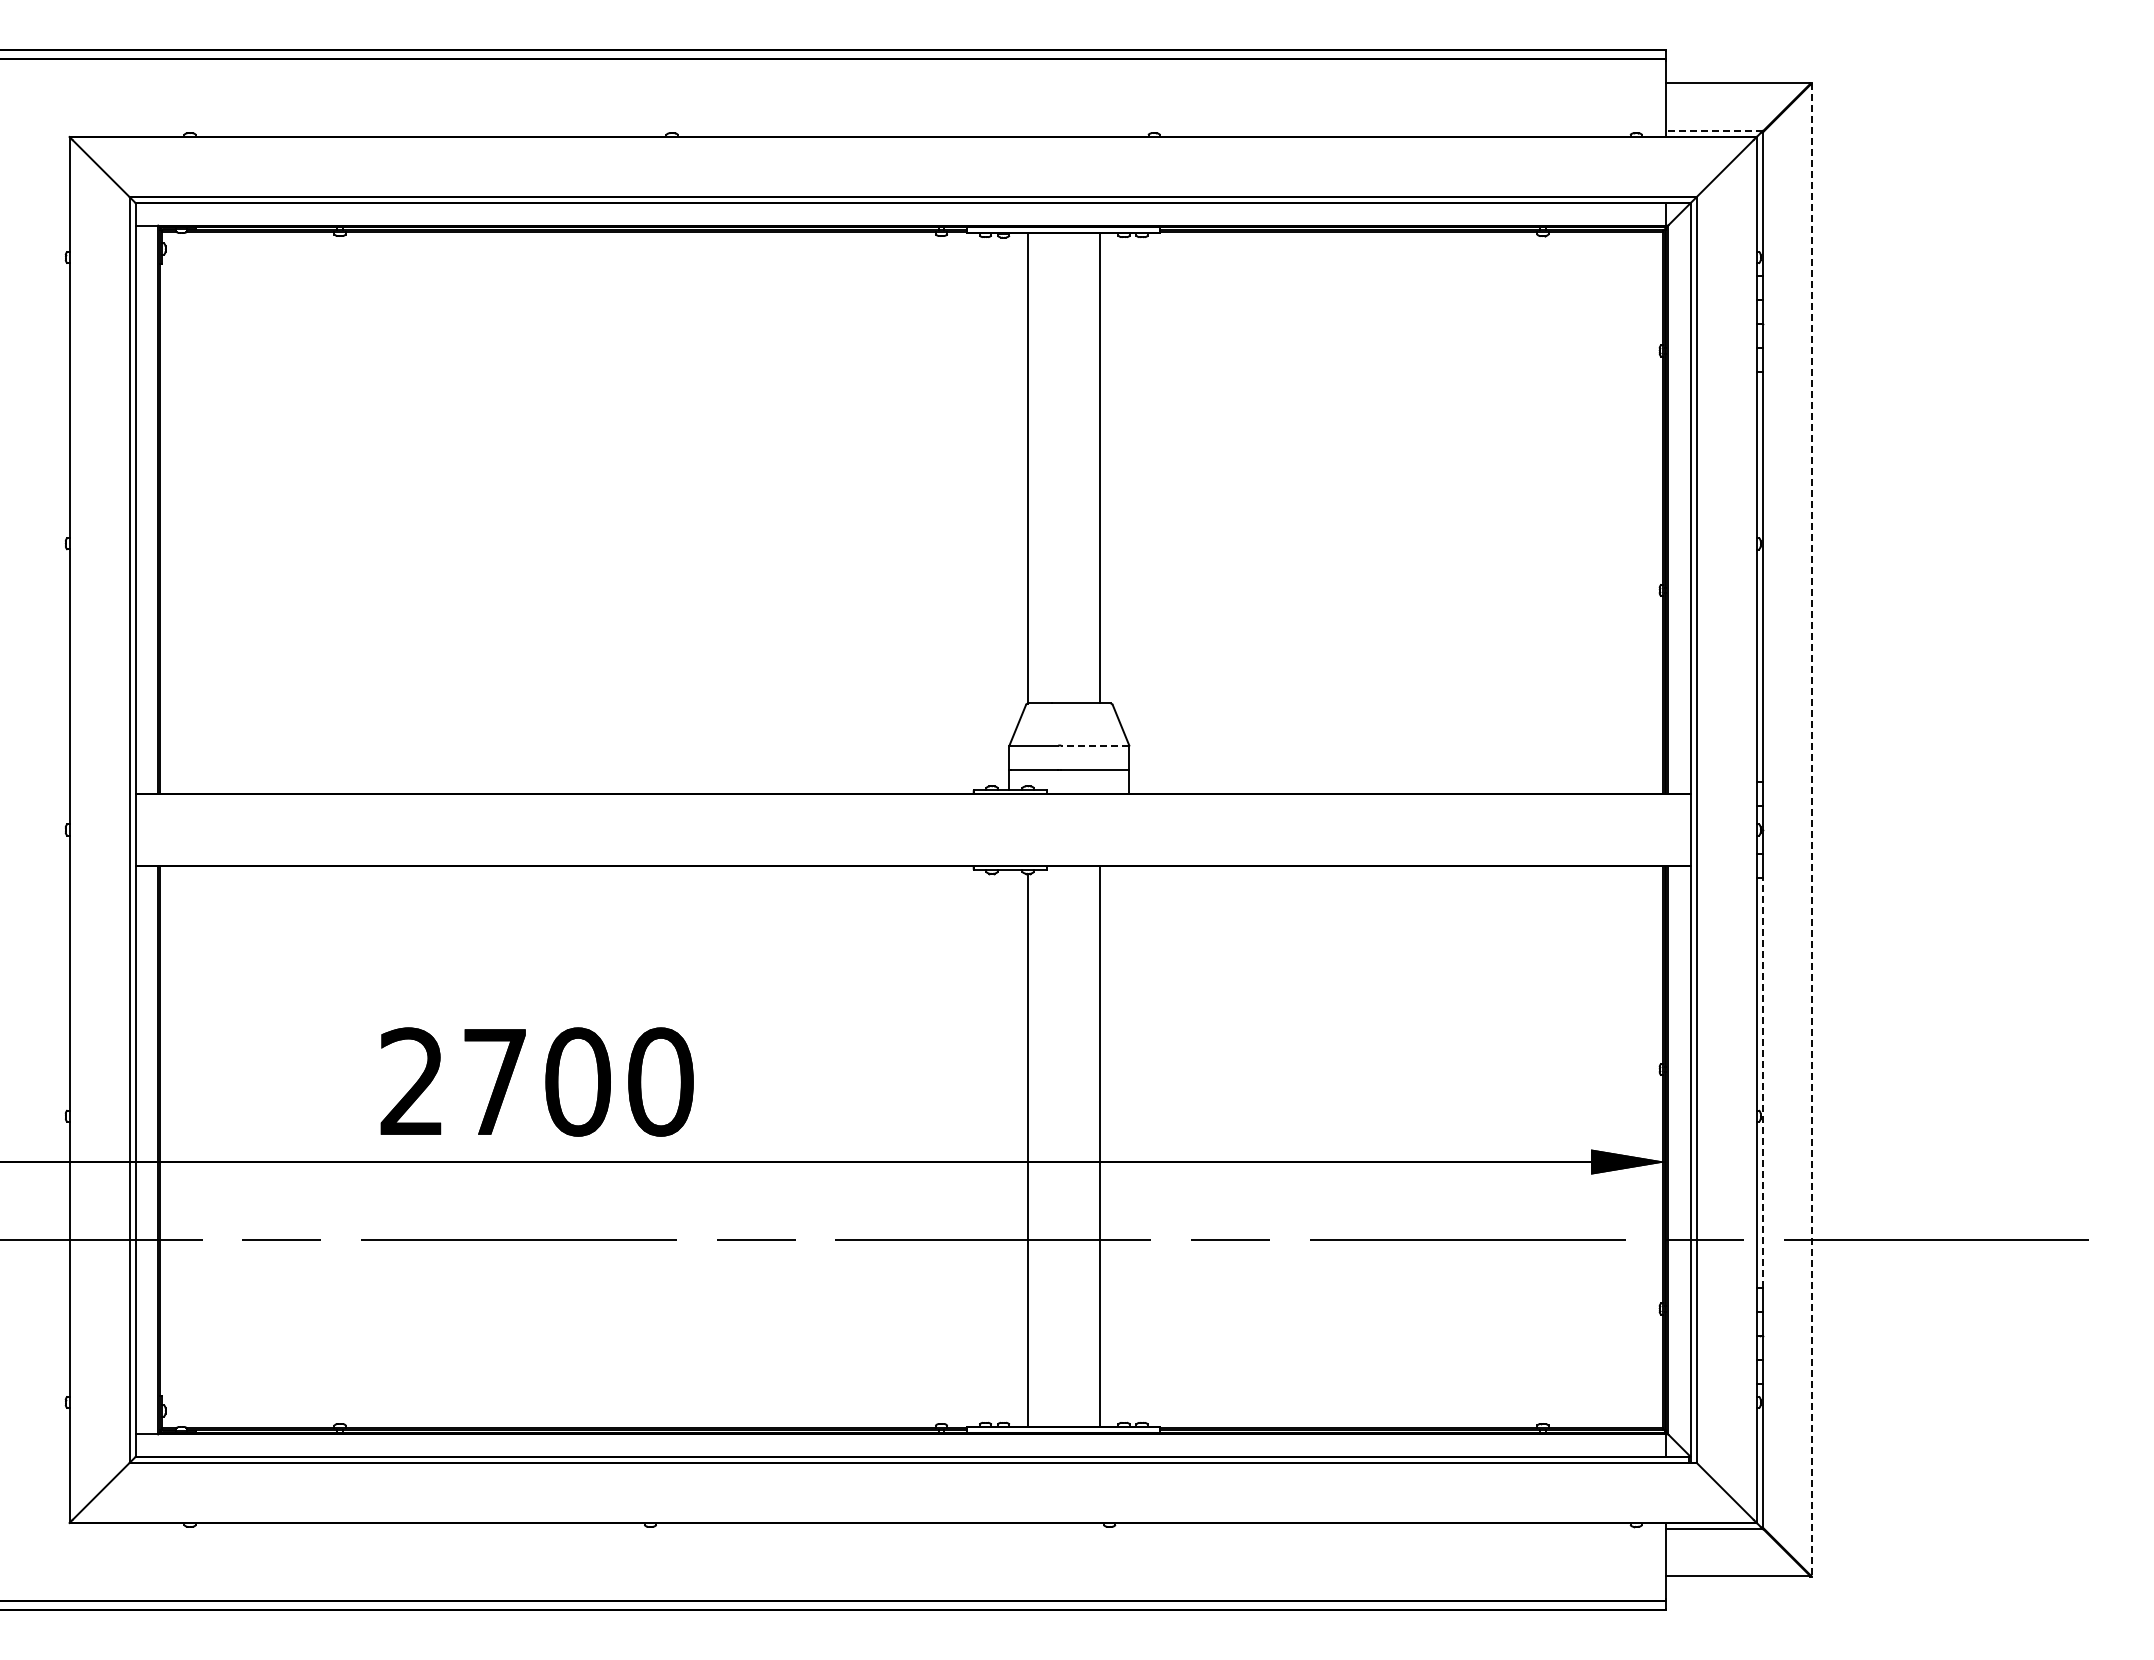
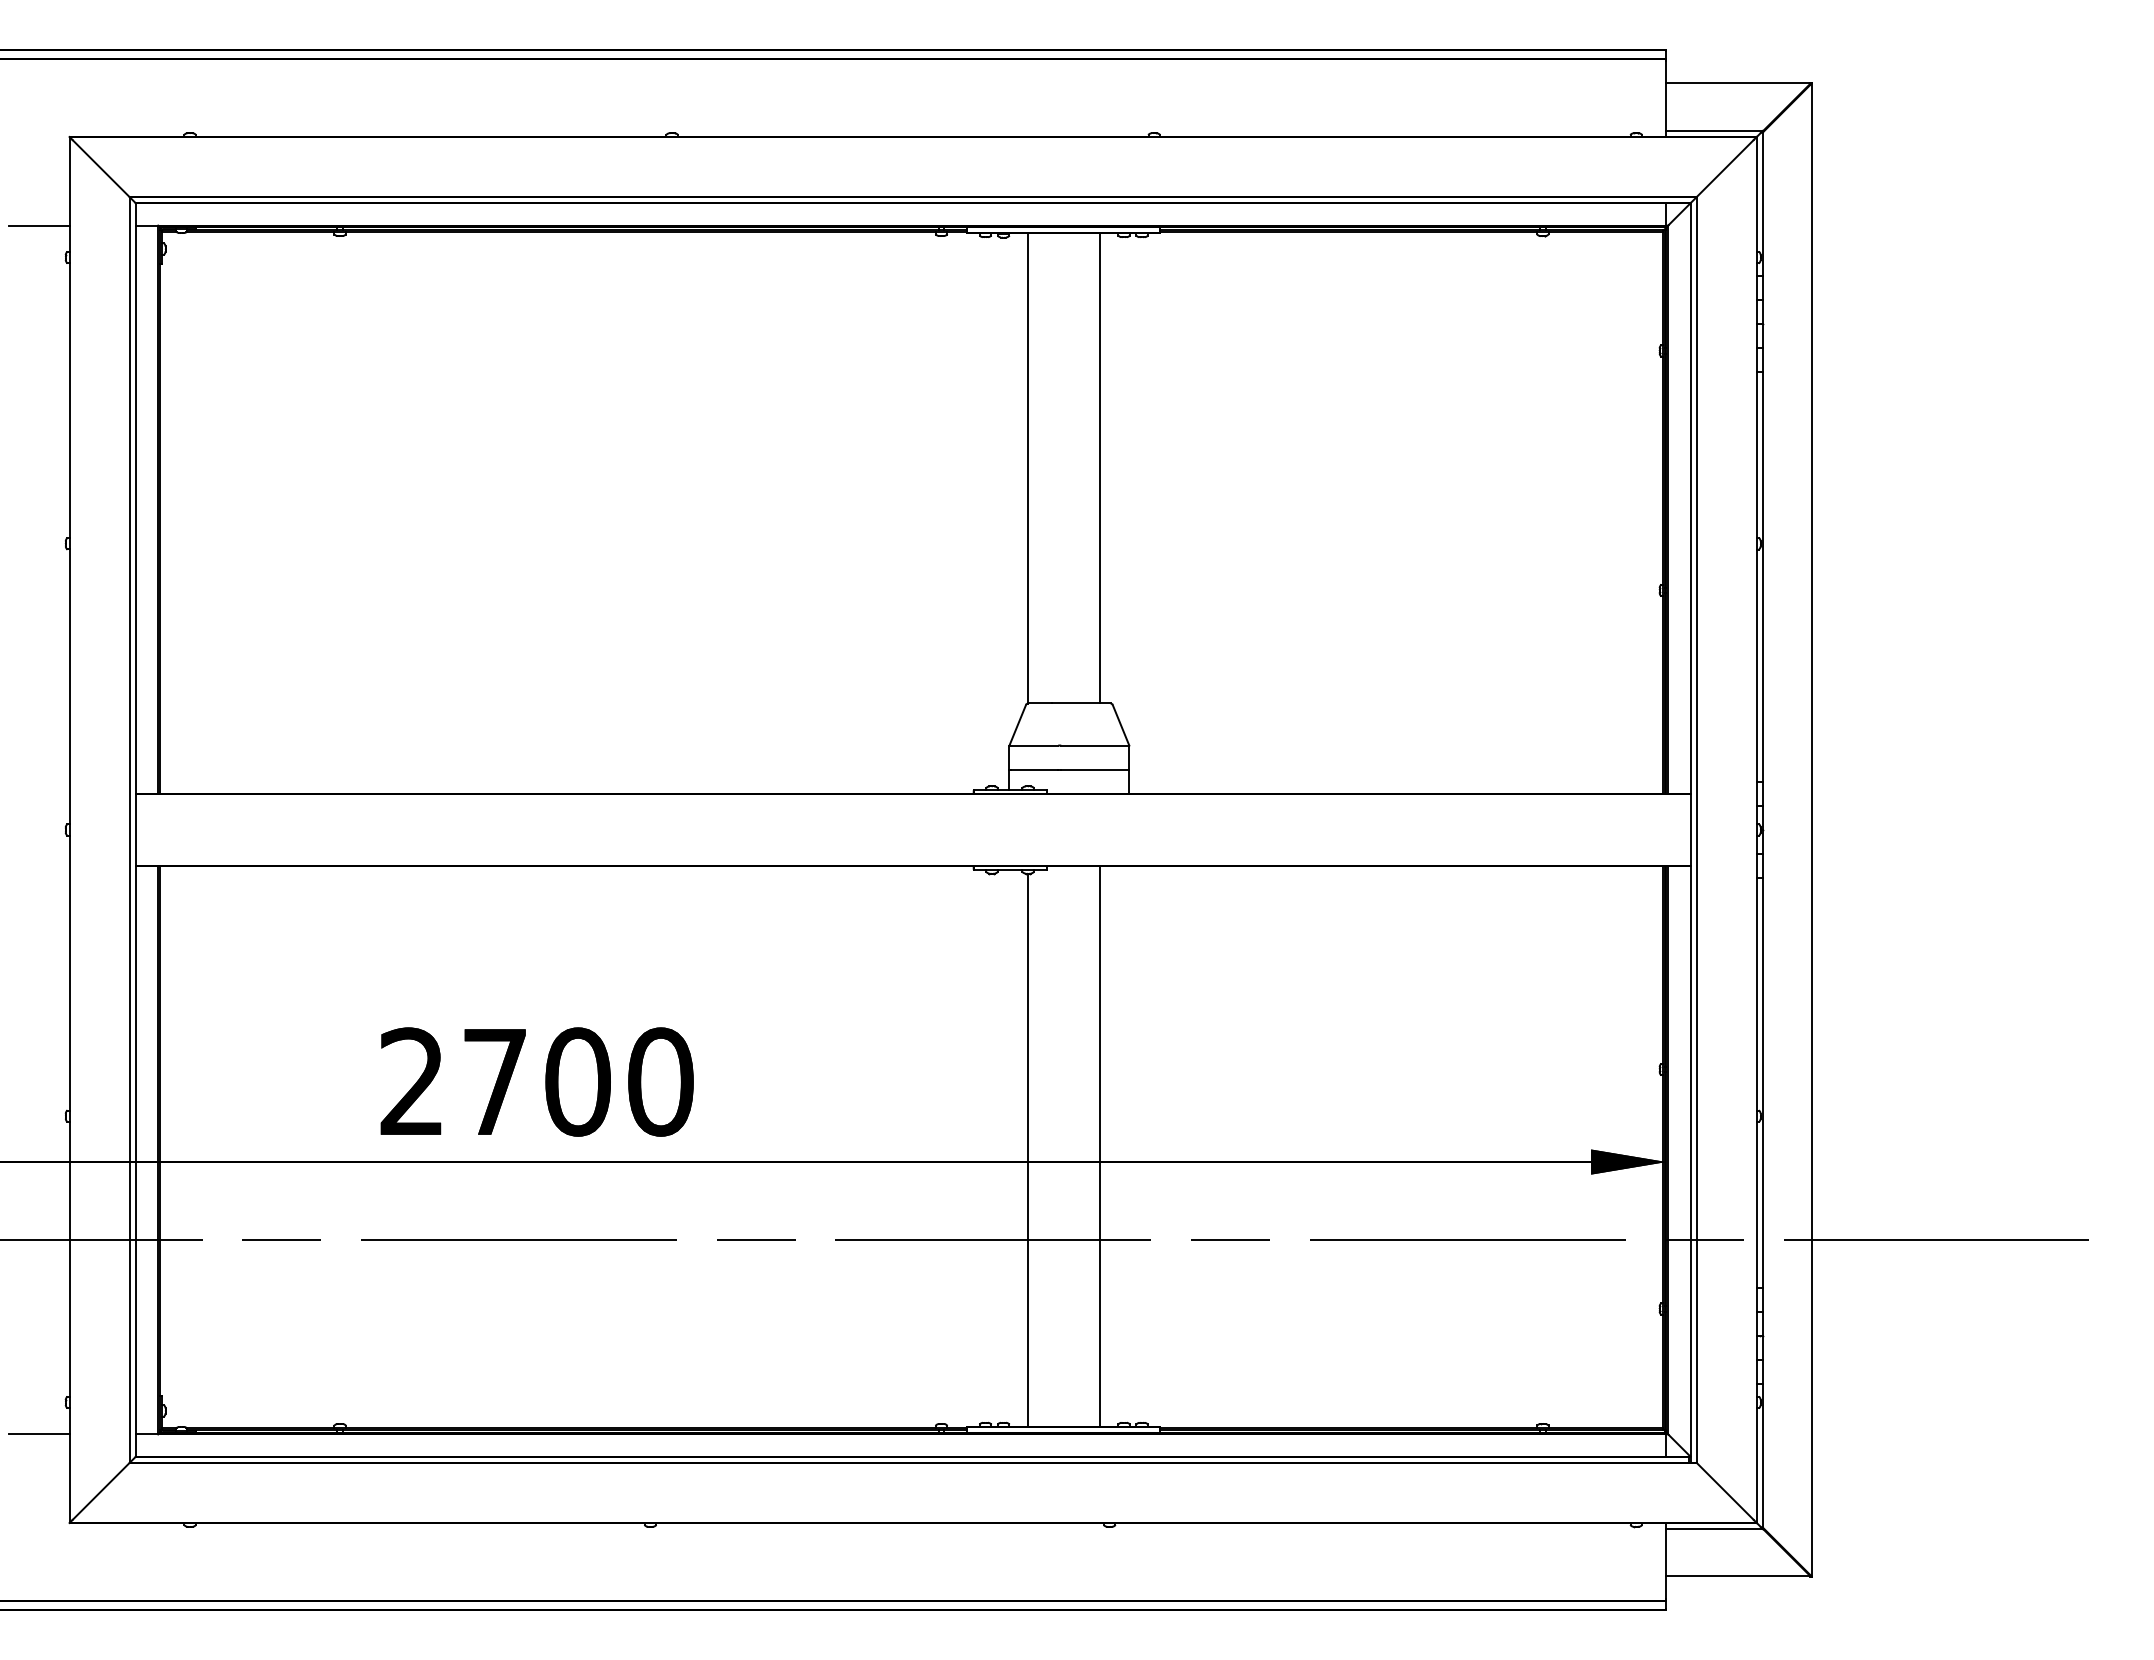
line: dashed -> solid (1714, 130)
line: none -> present (39, 225)
line: dashed -> solid (1095, 745)
line: dashed -> solid (1812, 830)
line: dashed -> solid (1762, 1083)
line: none -> present (39, 1434)
